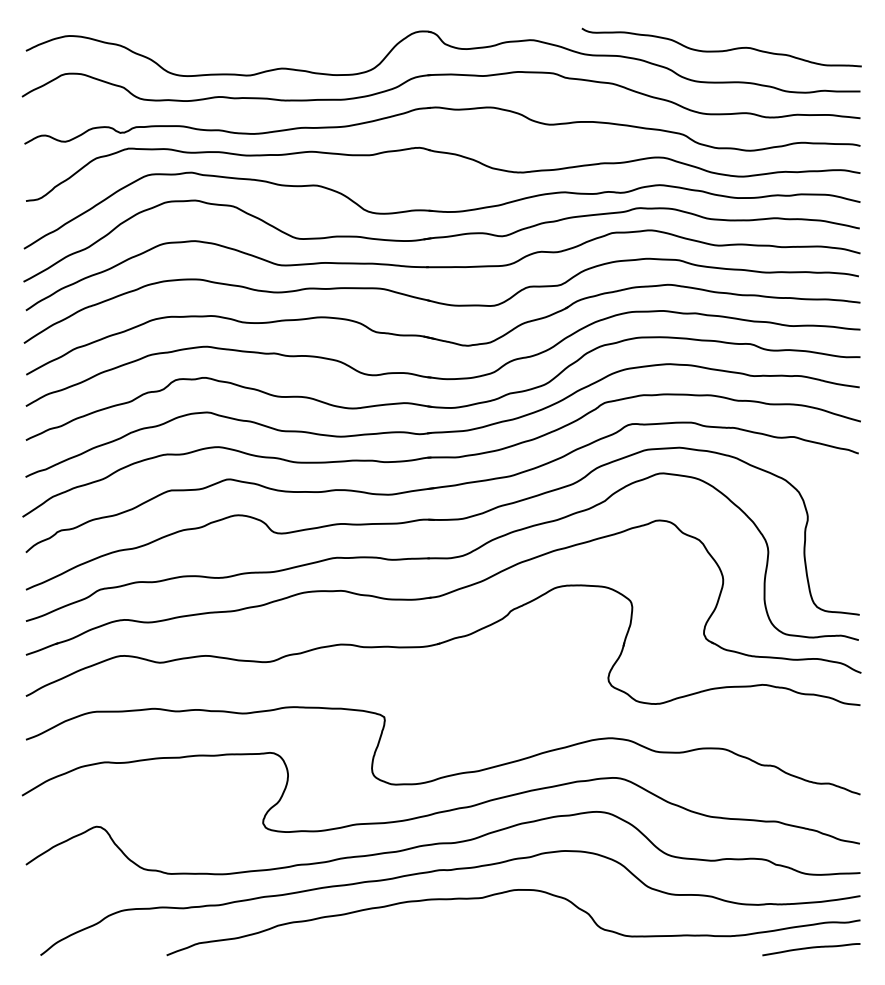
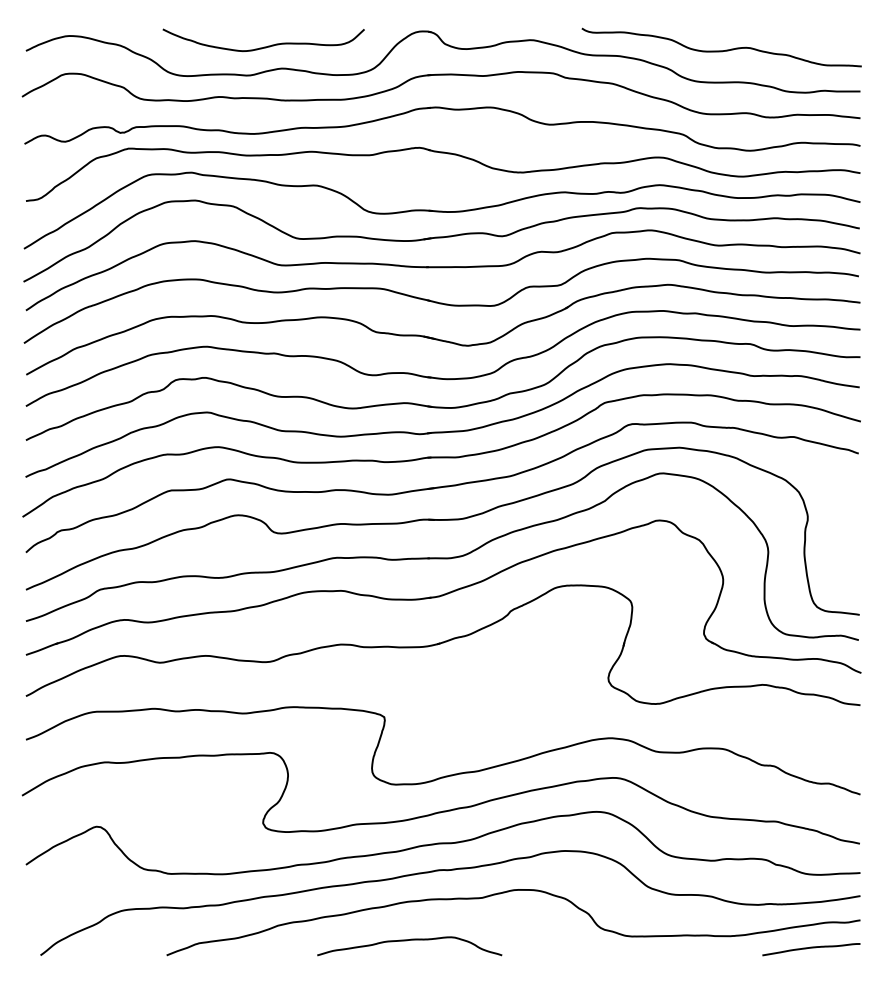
curve: none -> present (264, 46)
curve: none -> present (407, 941)
